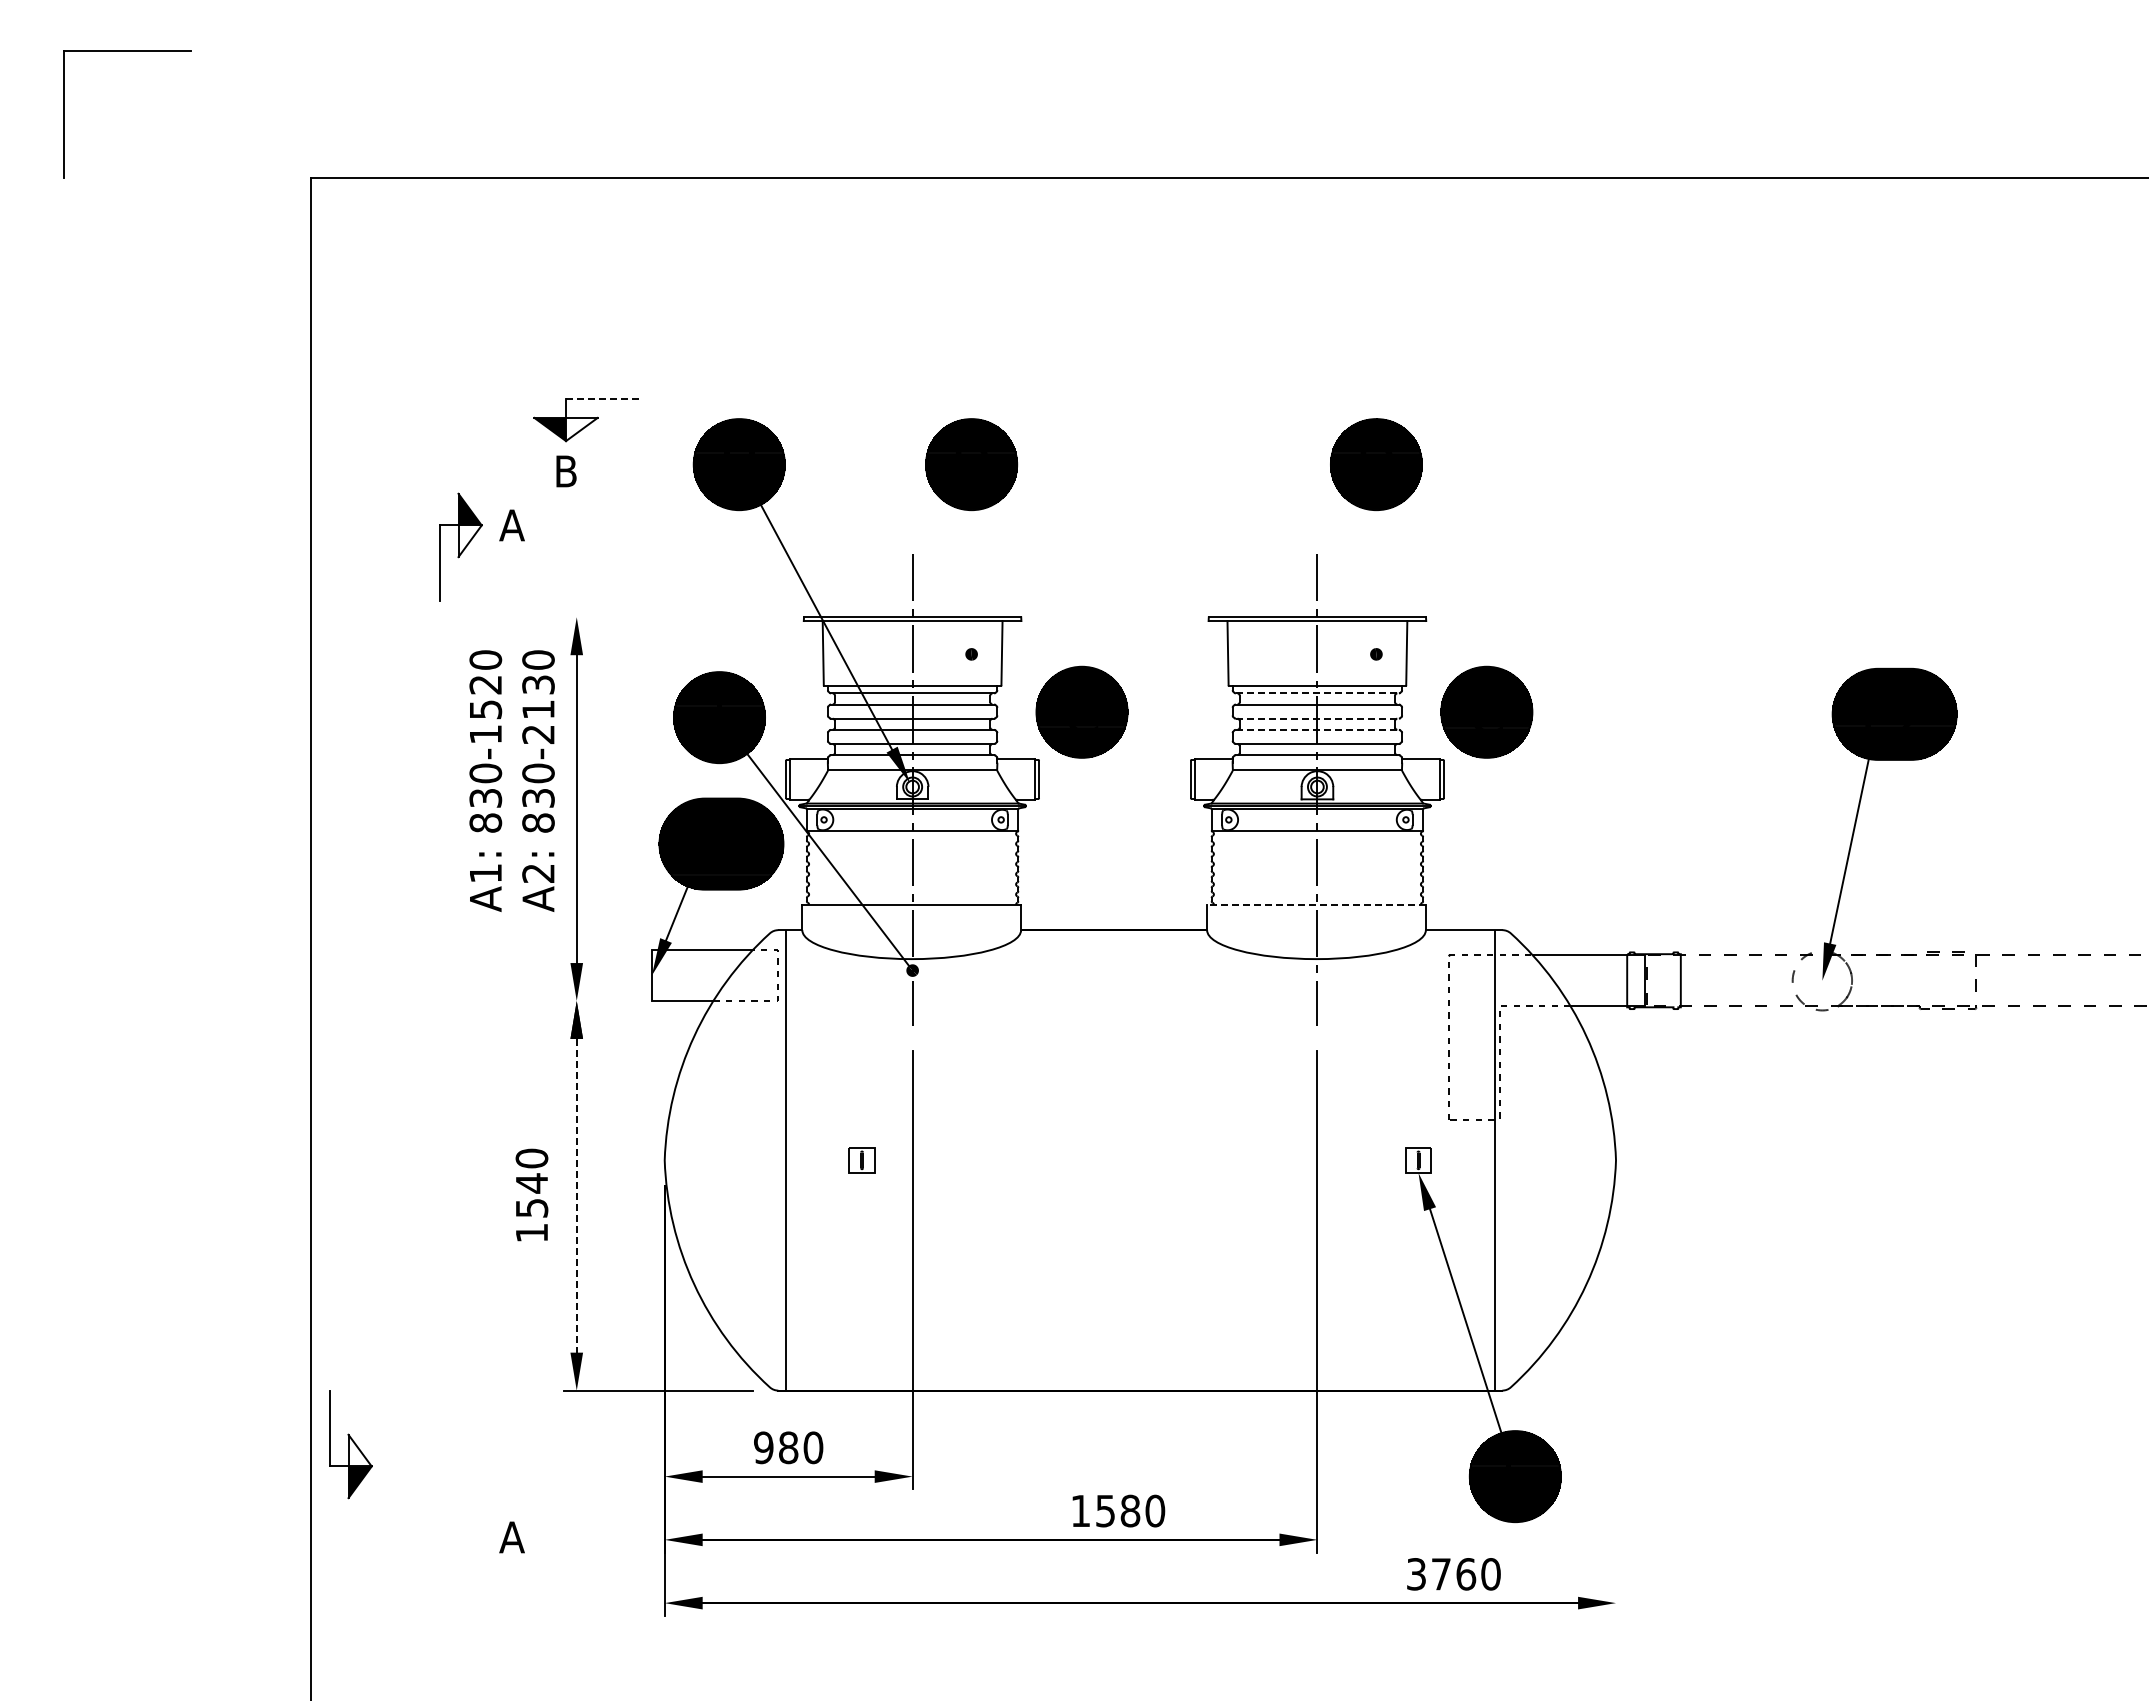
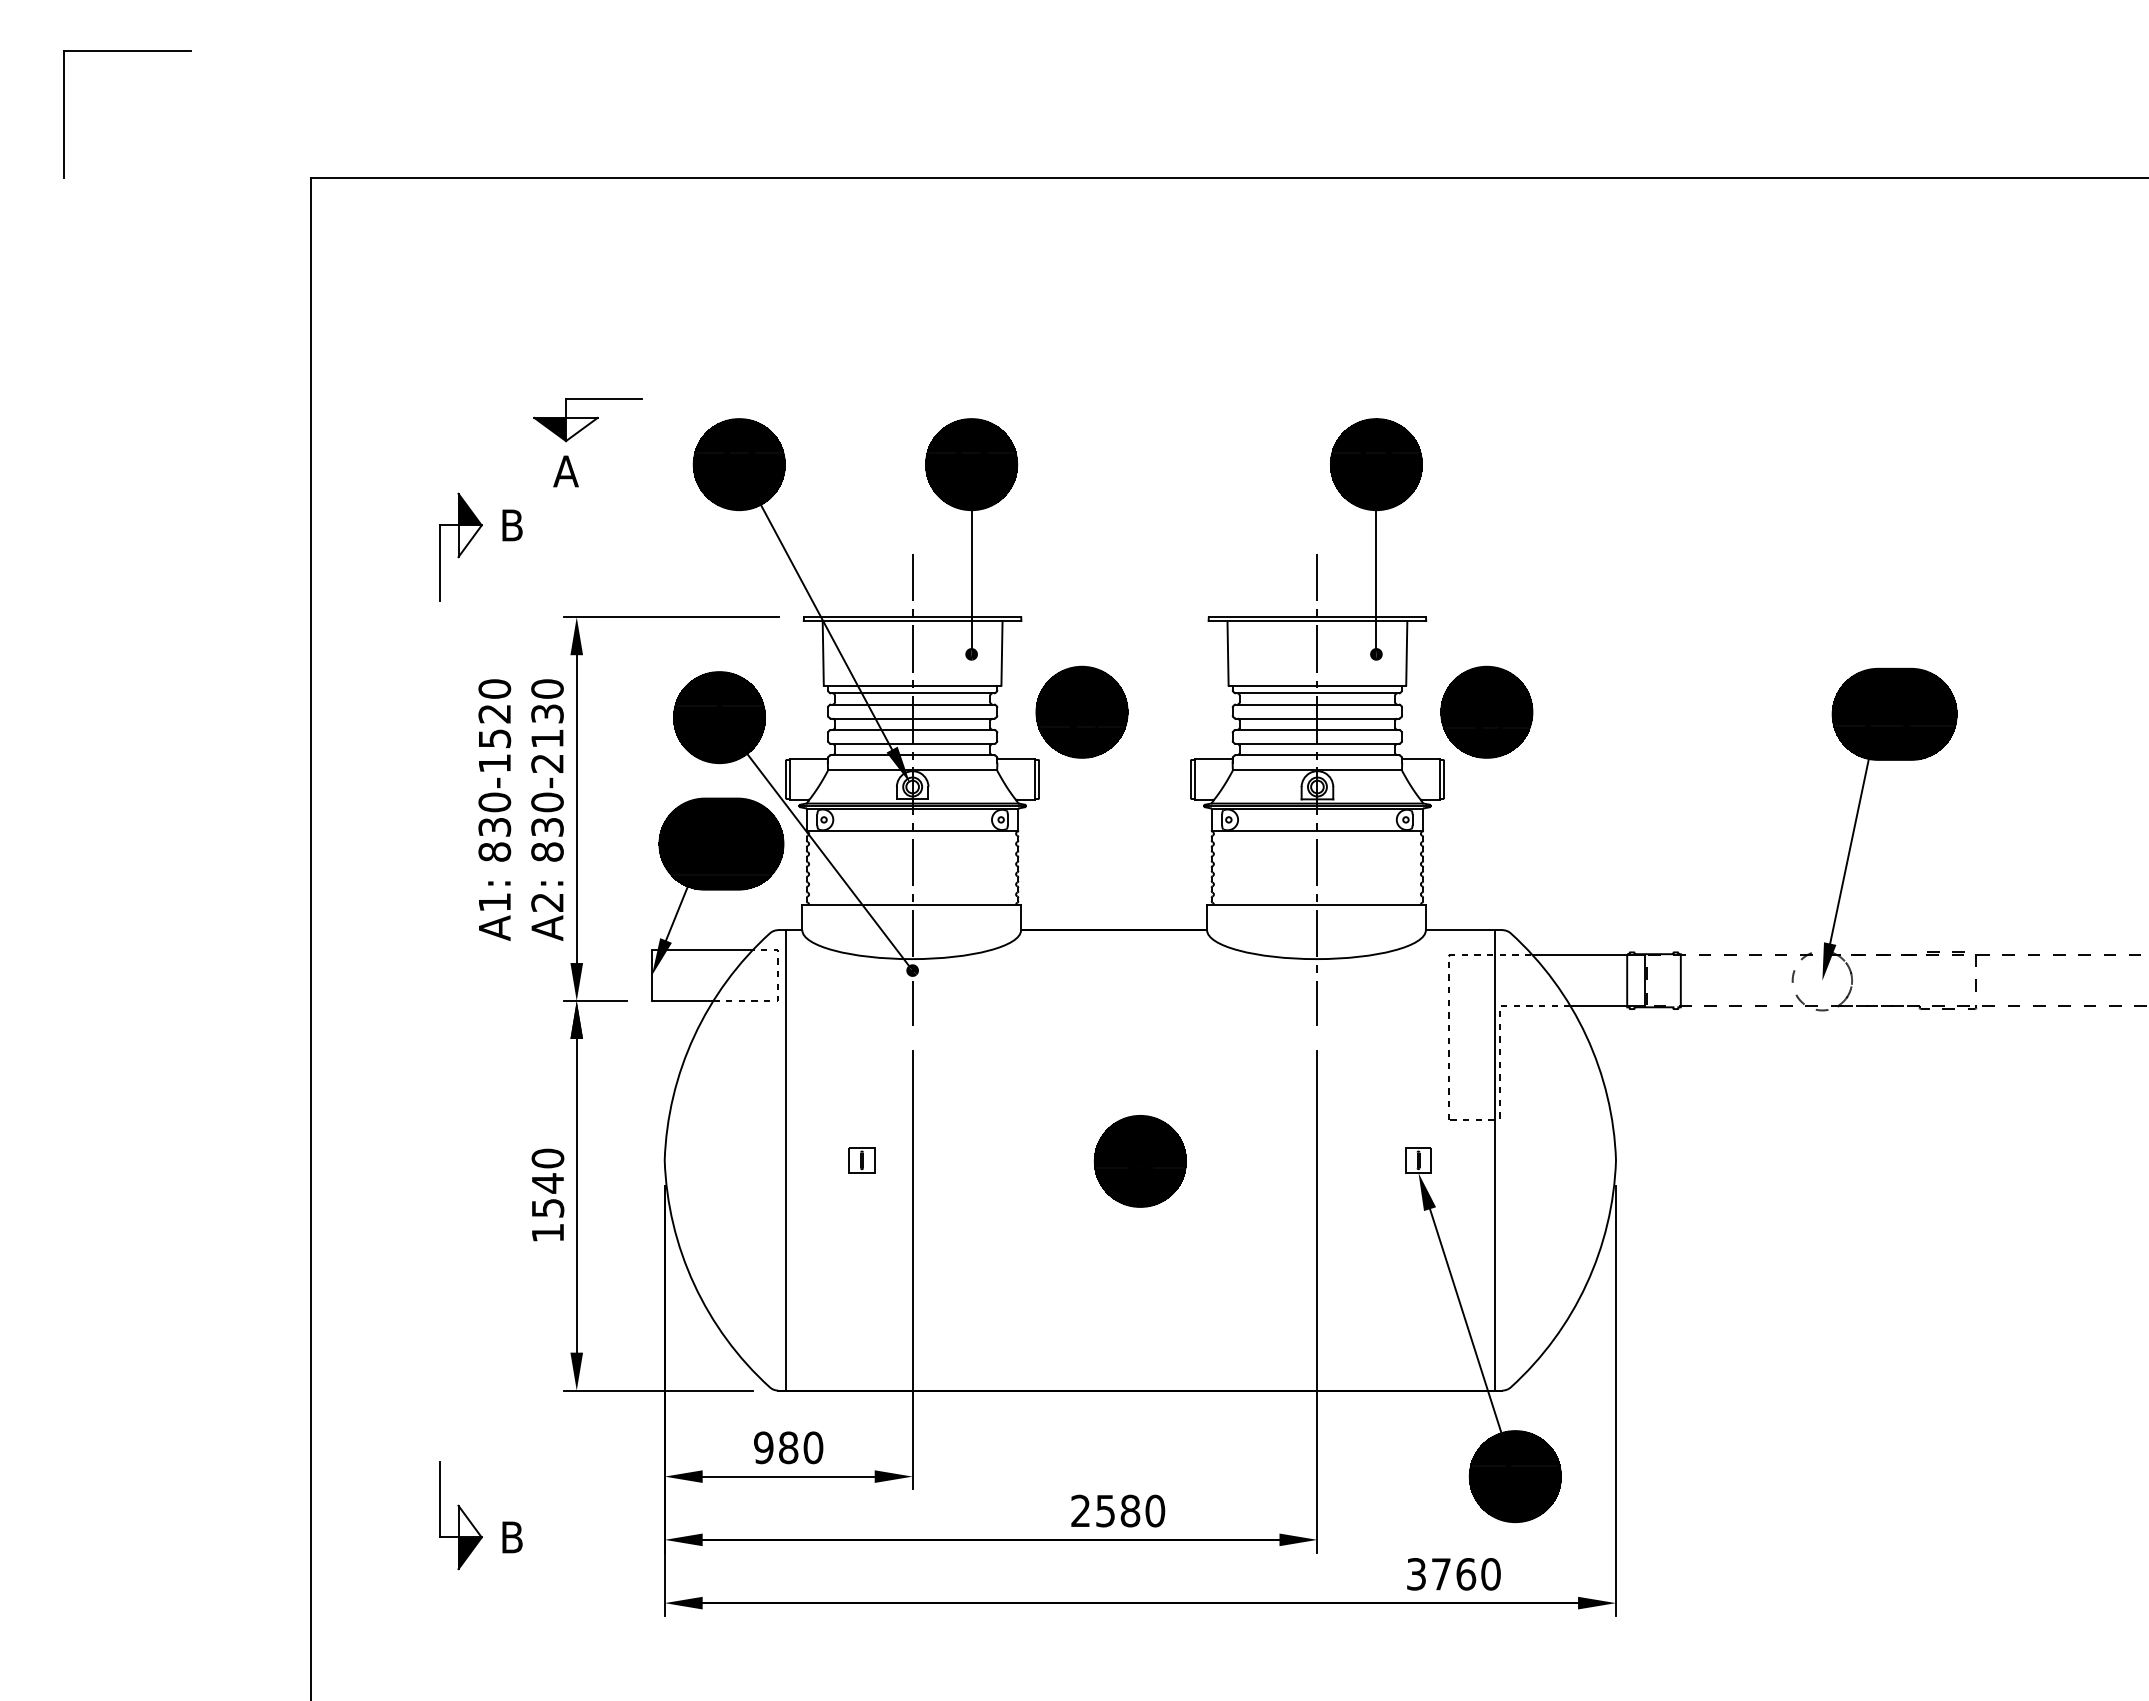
line: dashed -> solid (604, 398)
text: B -> A (565, 471)
text: A -> B (511, 525)
line: none -> present (971, 579)
line: none -> present (1376, 579)
line: none -> present (671, 617)
line: dashed -> solid (1317, 693)
line: dashed -> solid (1317, 718)
line: dashed -> solid (1317, 729)
text position: (511, 780) -> (520, 809) (520, 809)
line: dashed -> solid (1315, 904)
line: none -> present (595, 1000)
part: none -> present (1139, 1161)
text position: (531, 1194) -> (547, 1194) (547, 1194)
line: dashed -> solid (576, 1195)
line: none -> present (1616, 1400)
part position: (350, 1444) -> (460, 1515) (460, 1515)
text: 1580 -> 2580 (1080, 1510)
text: A -> B (511, 1537)
